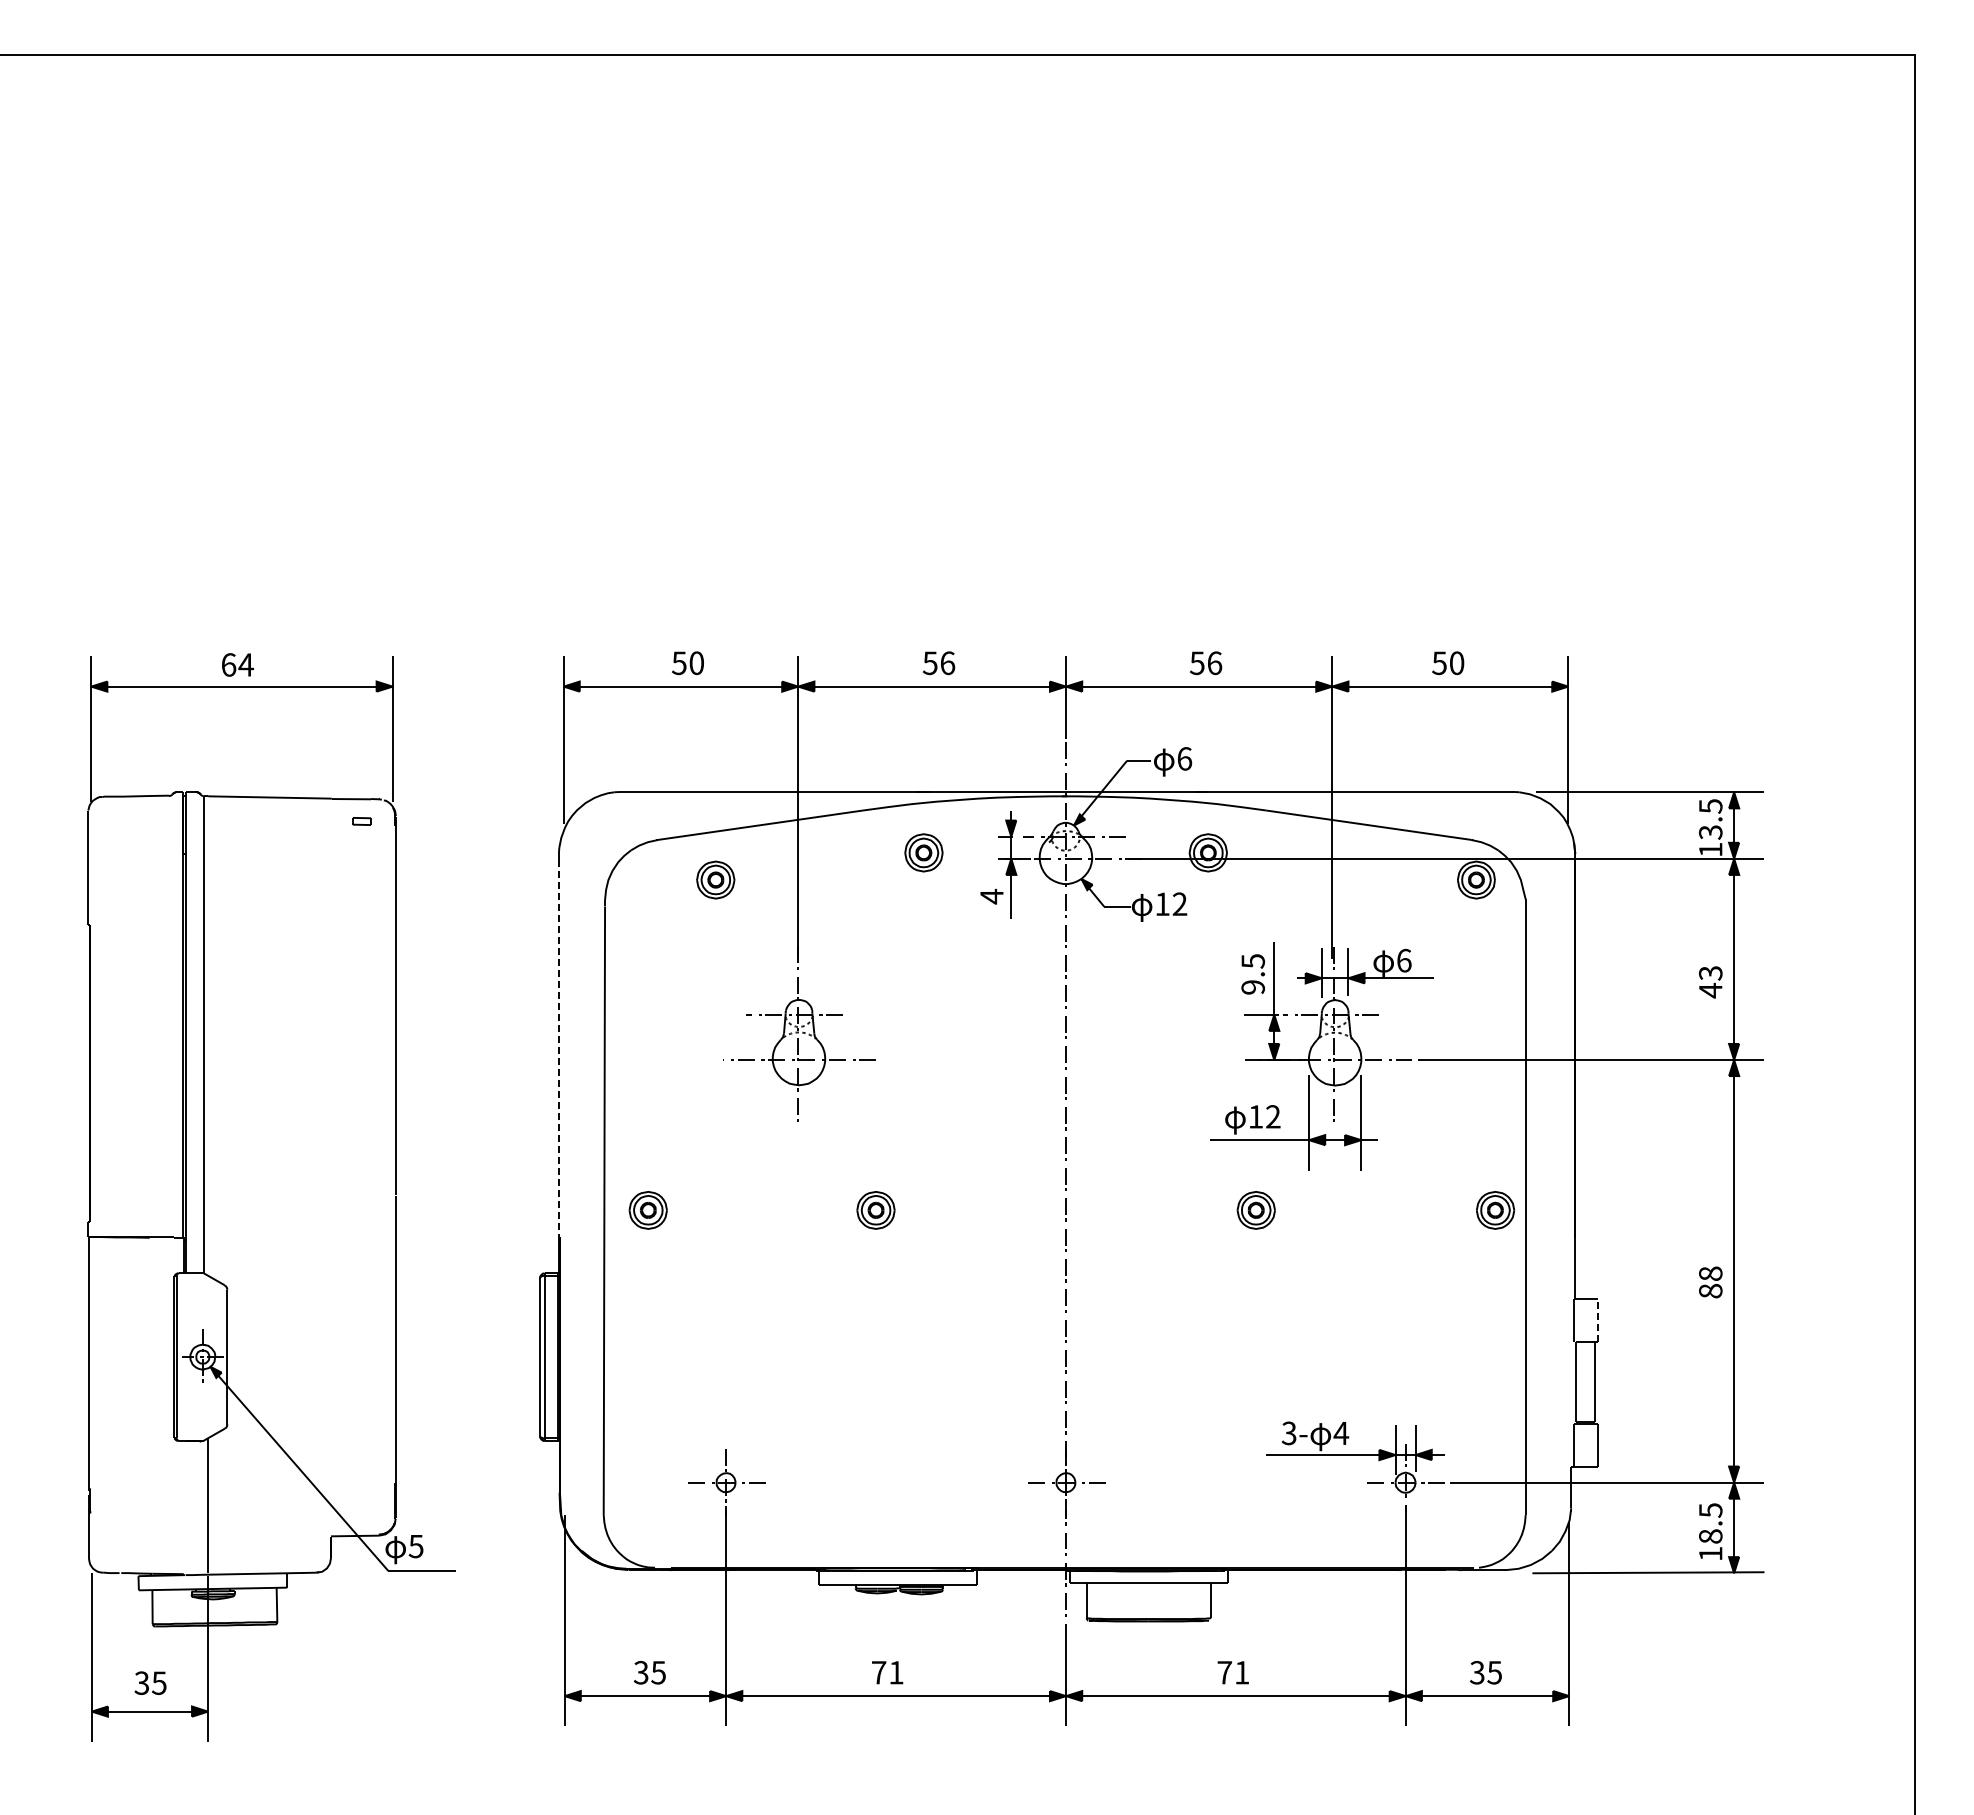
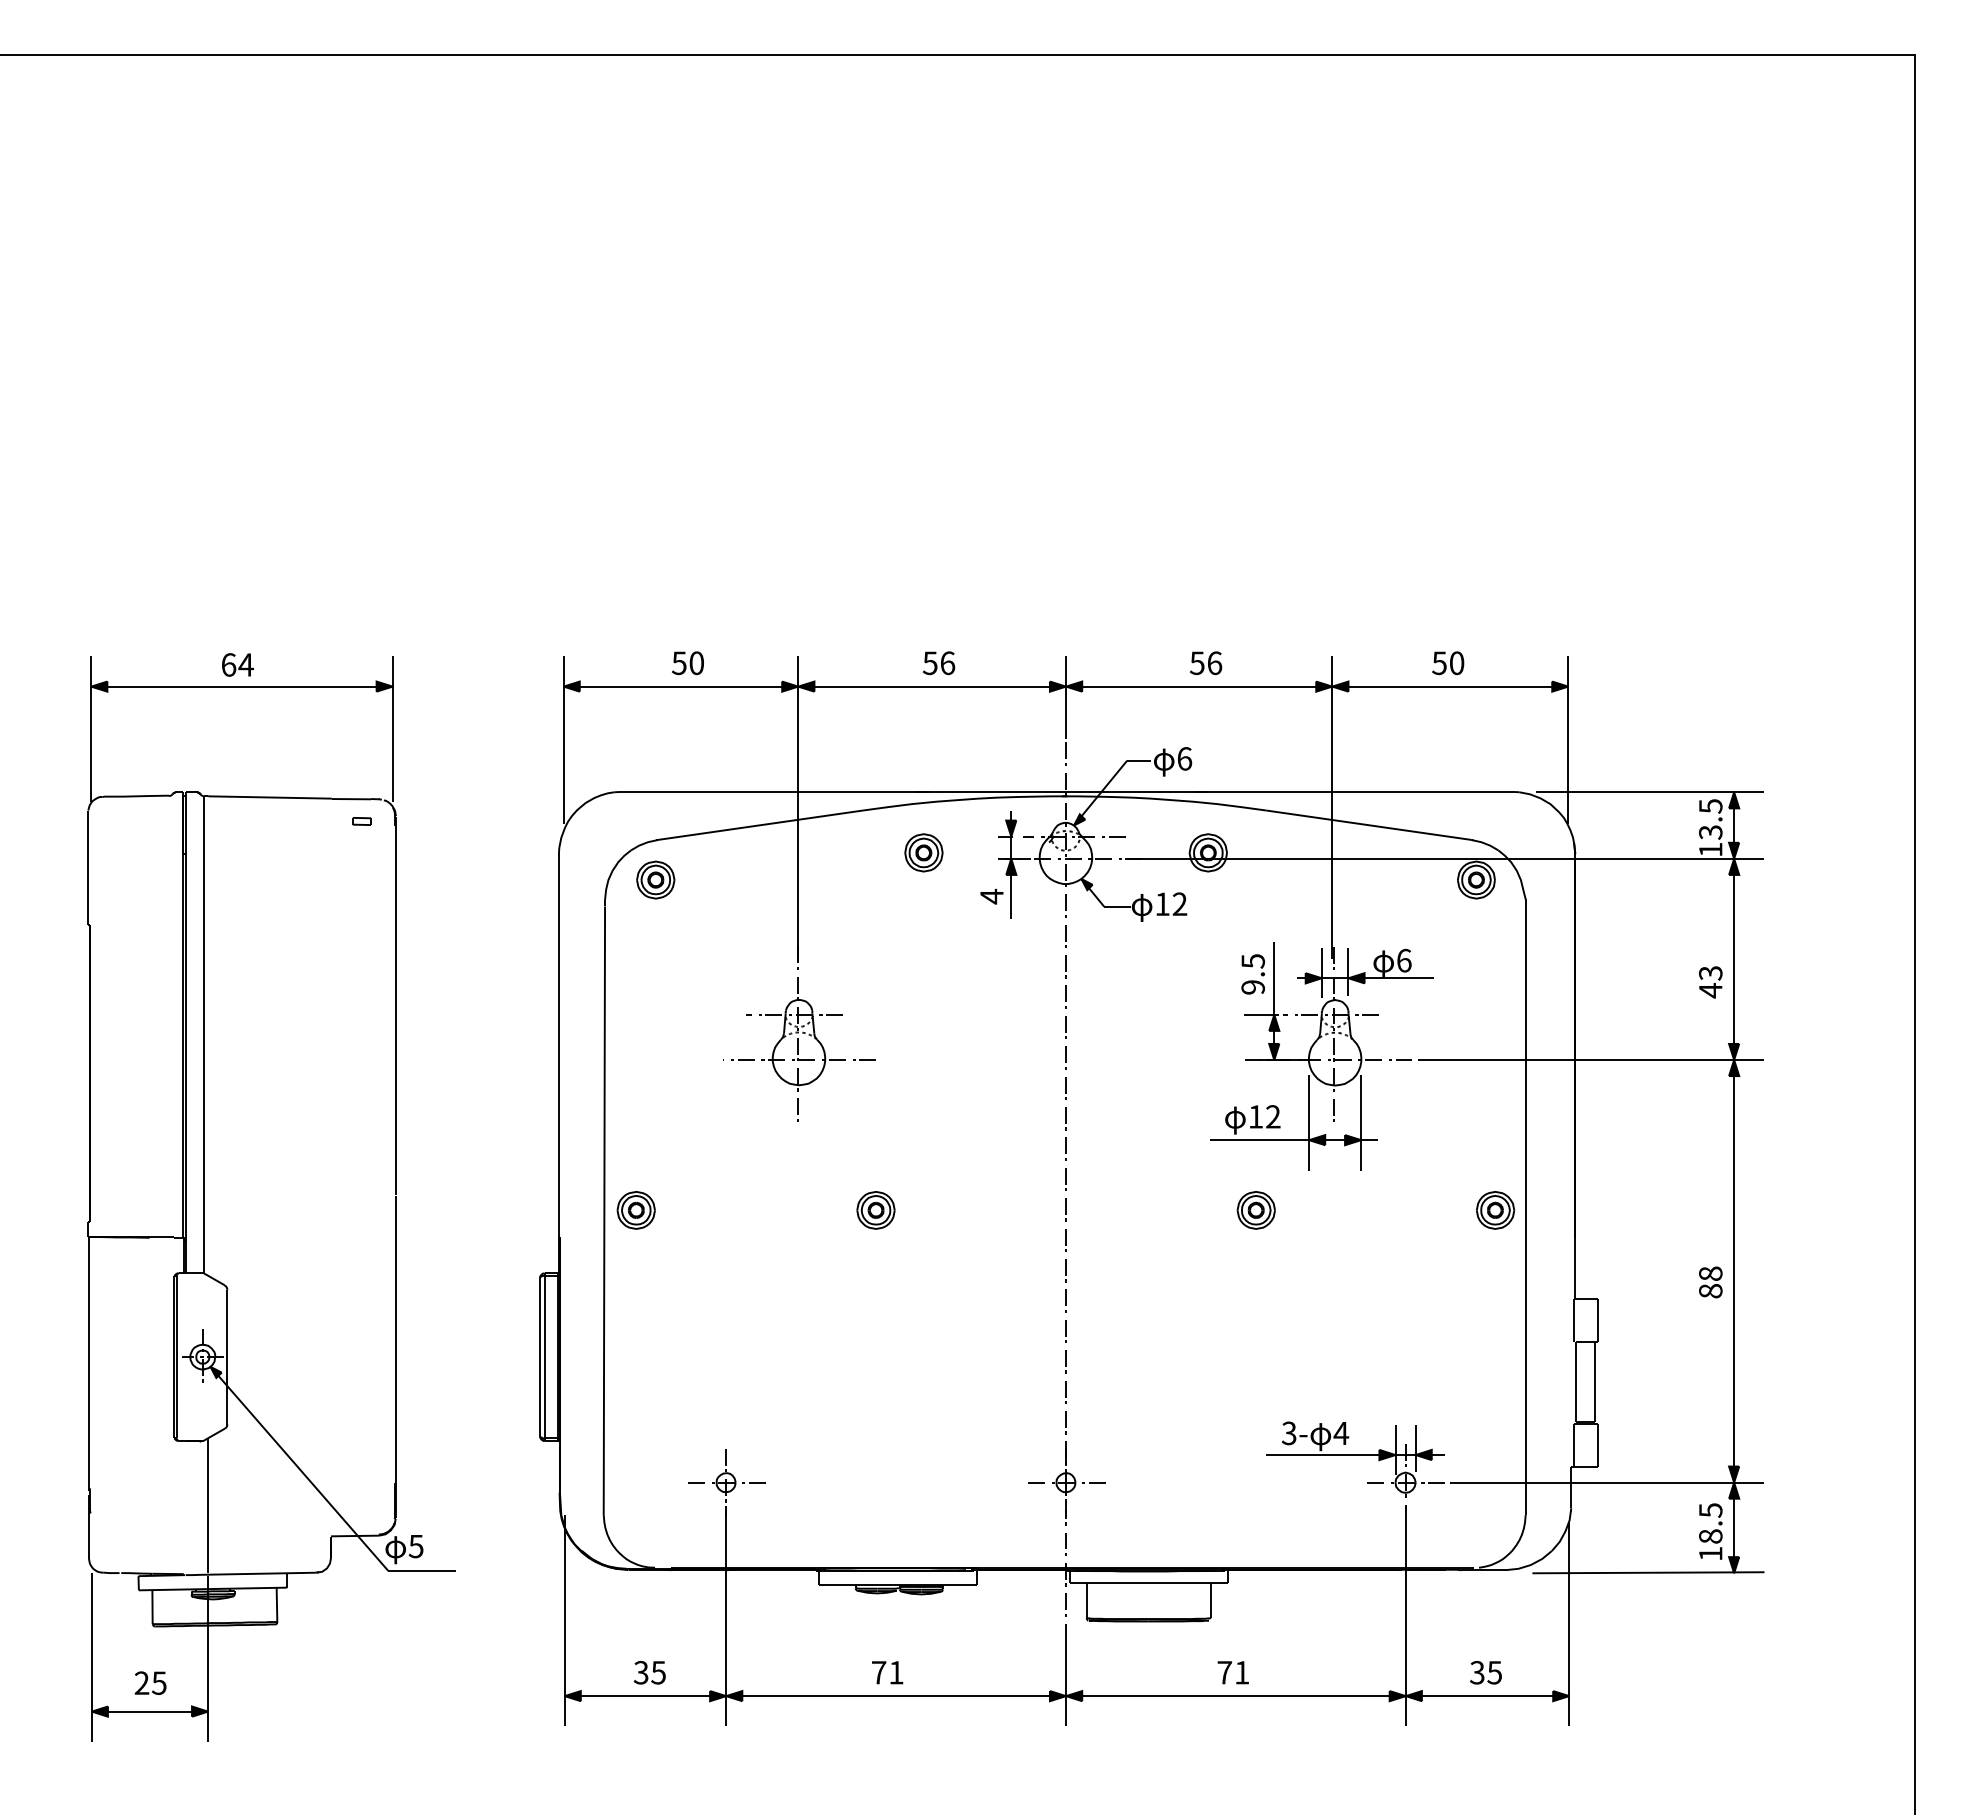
part position: (715, 879) -> (655, 879) (655, 879)
line: dashed -> solid (558, 1049)
part position: (647, 1210) -> (635, 1210) (635, 1210)
line: dashed -> solid (1597, 1320)
text: 35 -> 25 (141, 1683)
